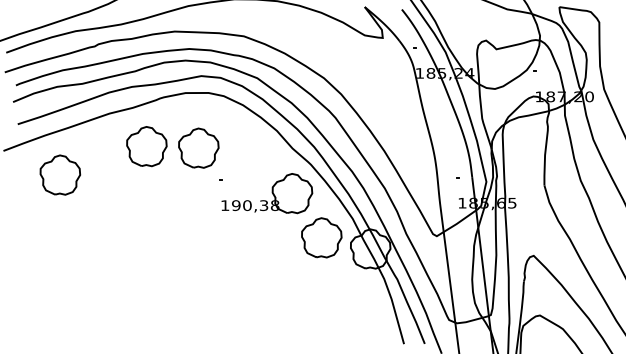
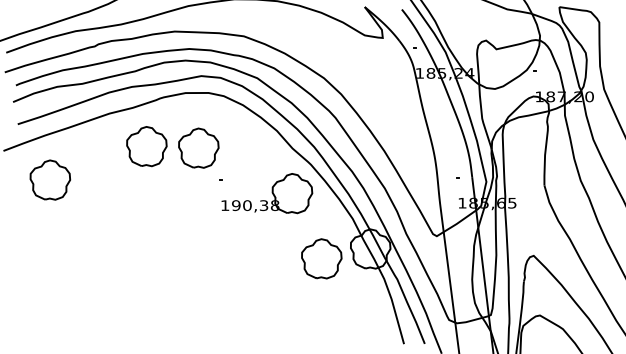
part position: (60, 174) -> (50, 179) (50, 179)
part position: (321, 237) -> (321, 258) (321, 258)
